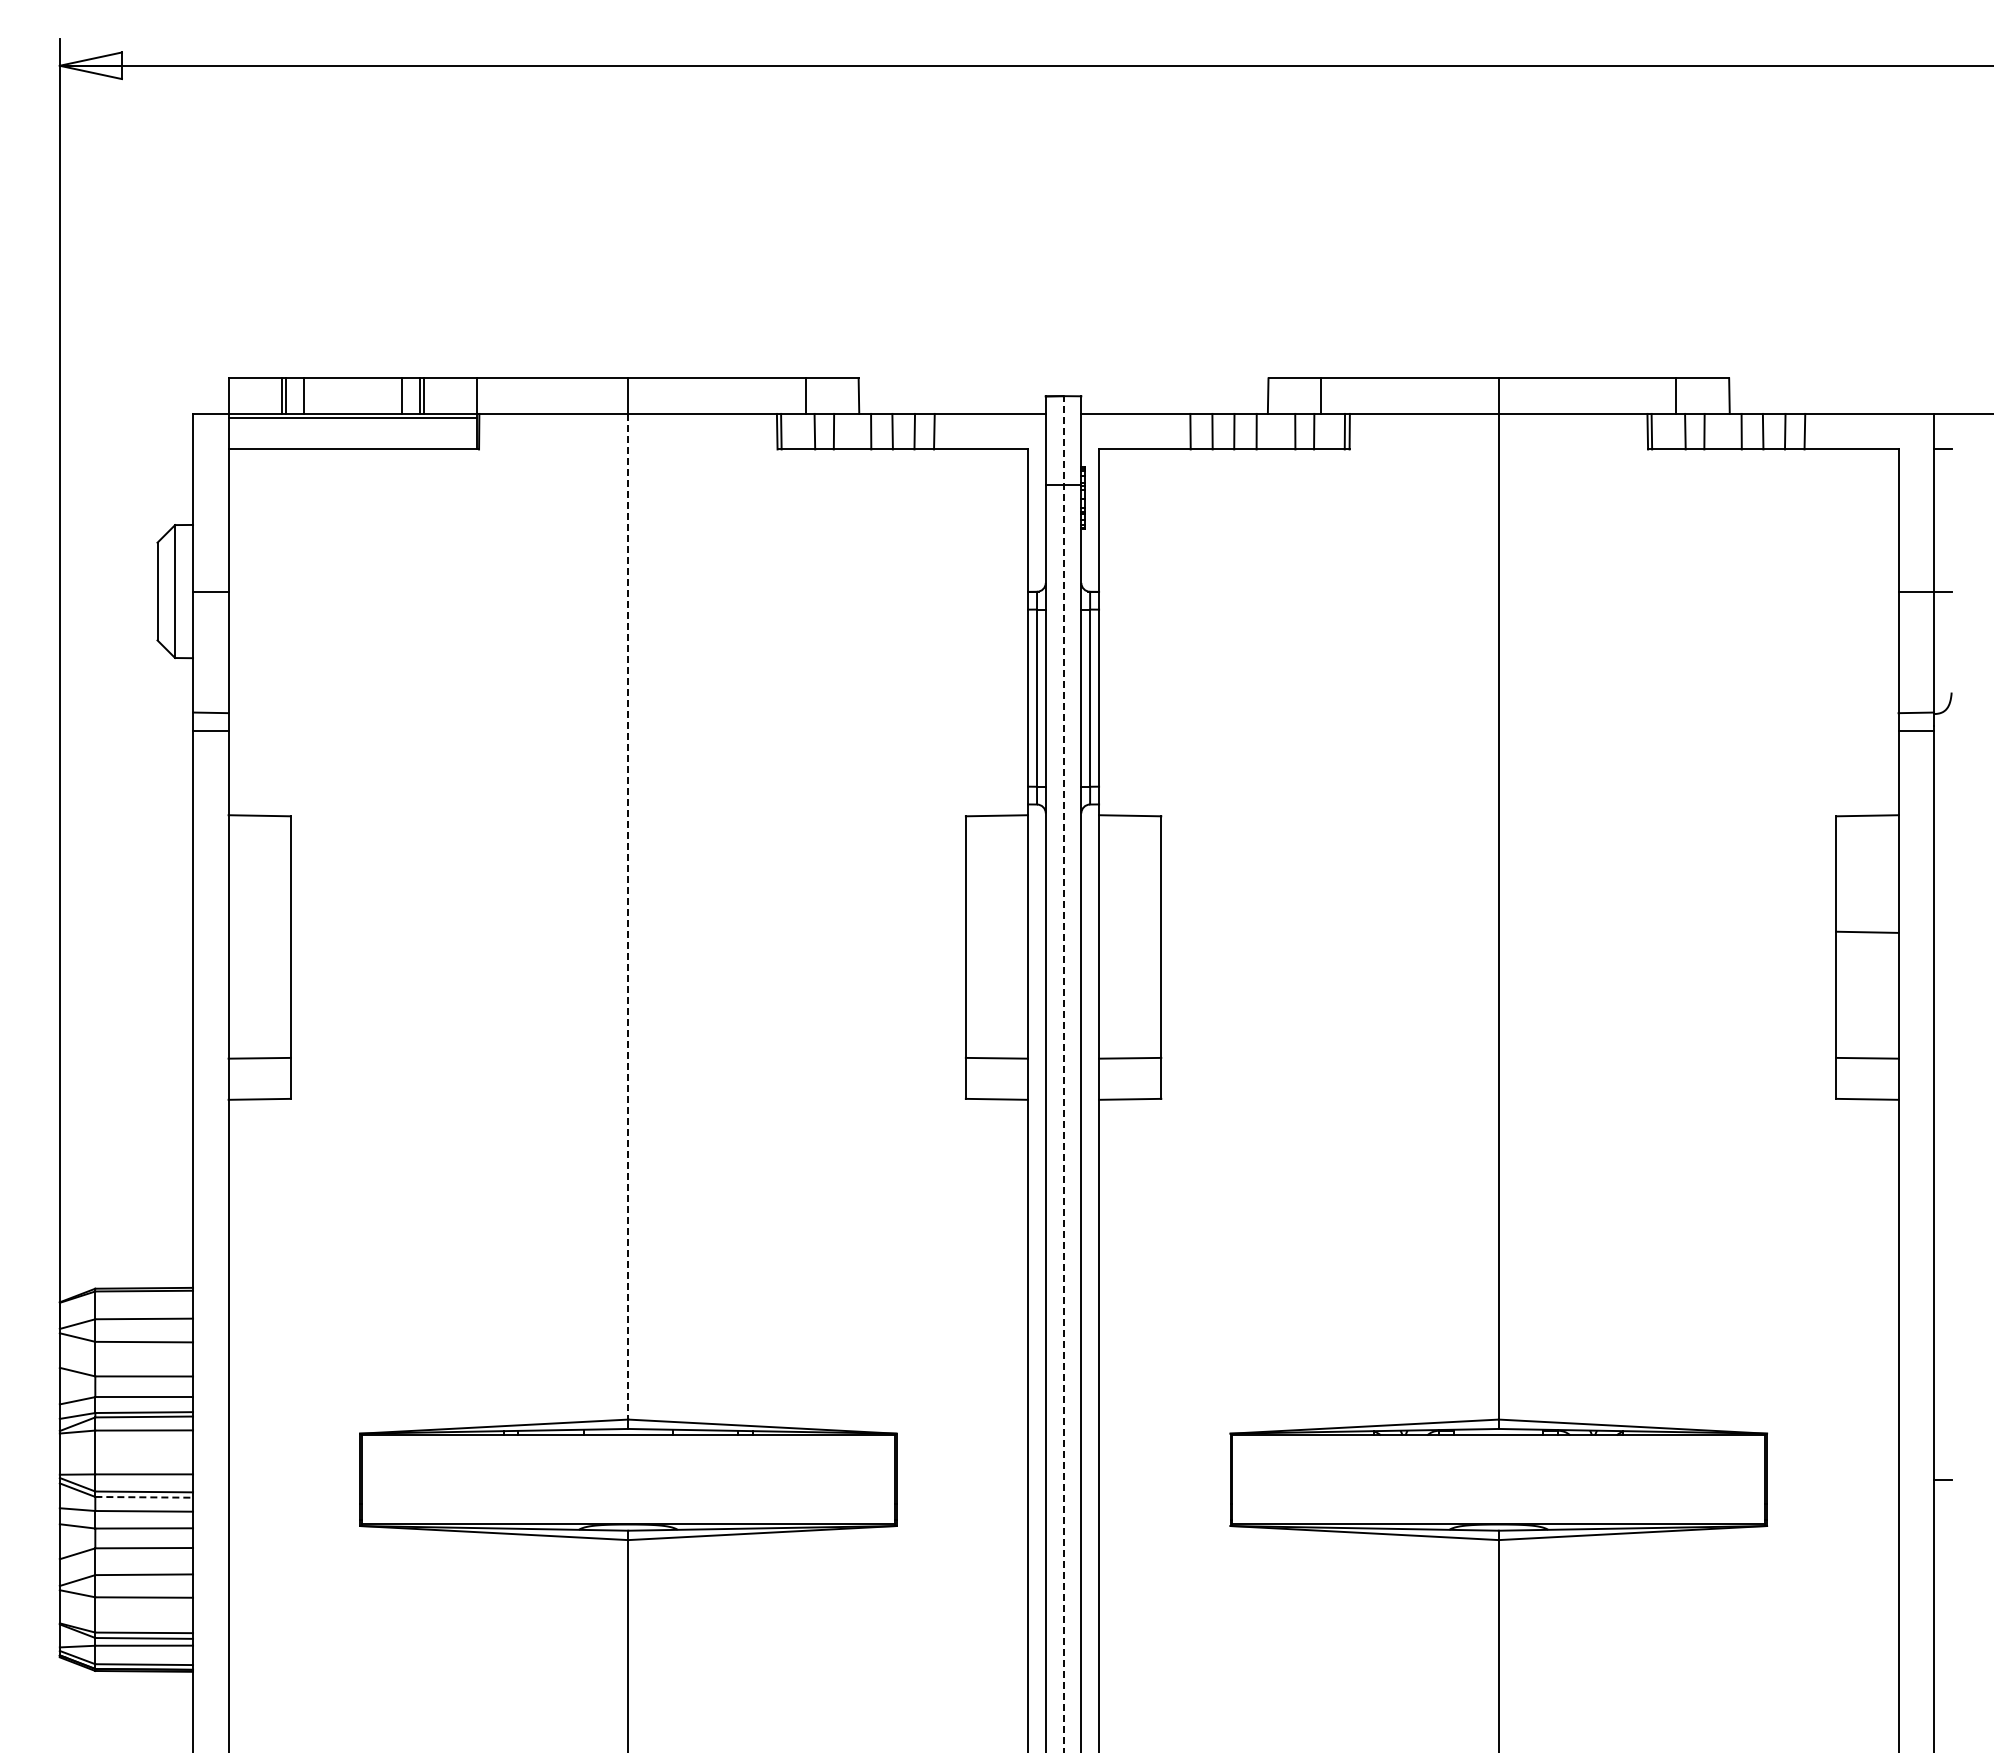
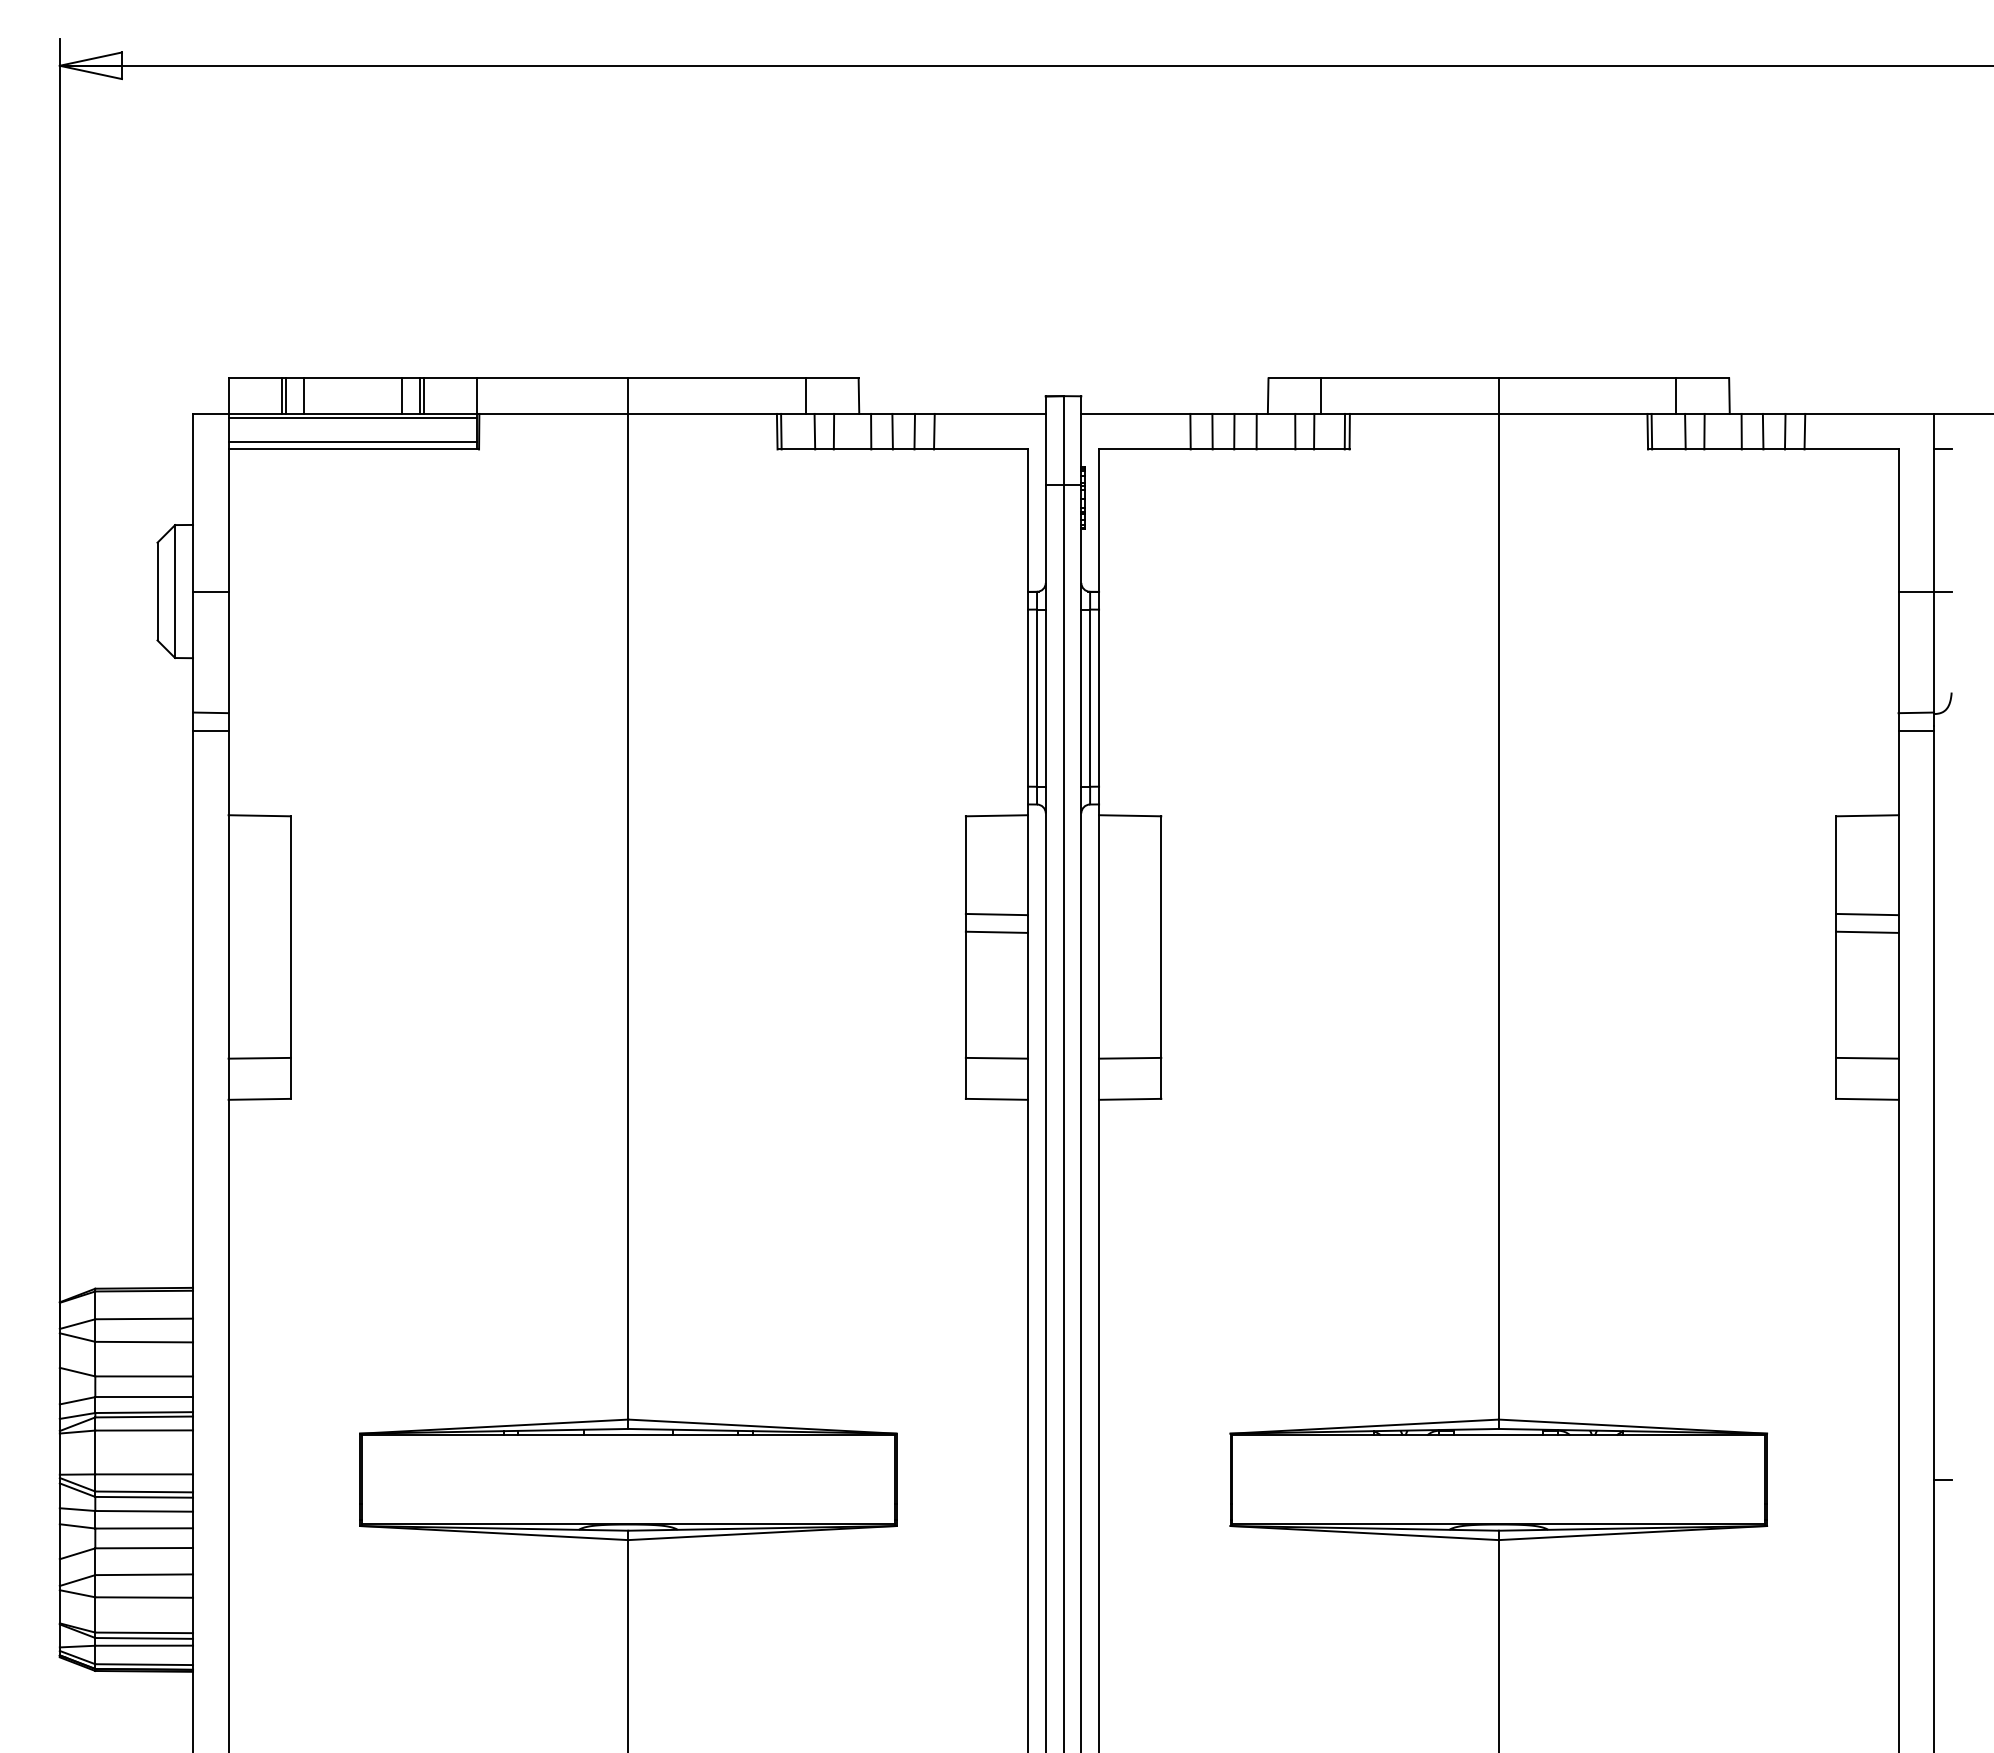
line: none -> present (352, 442)
line: none -> present (996, 914)
line: none -> present (1867, 914)
line: dashed -> solid (628, 916)
line: none -> present (996, 931)
line: dashed -> solid (1063, 1073)
line: dashed -> solid (144, 1497)
